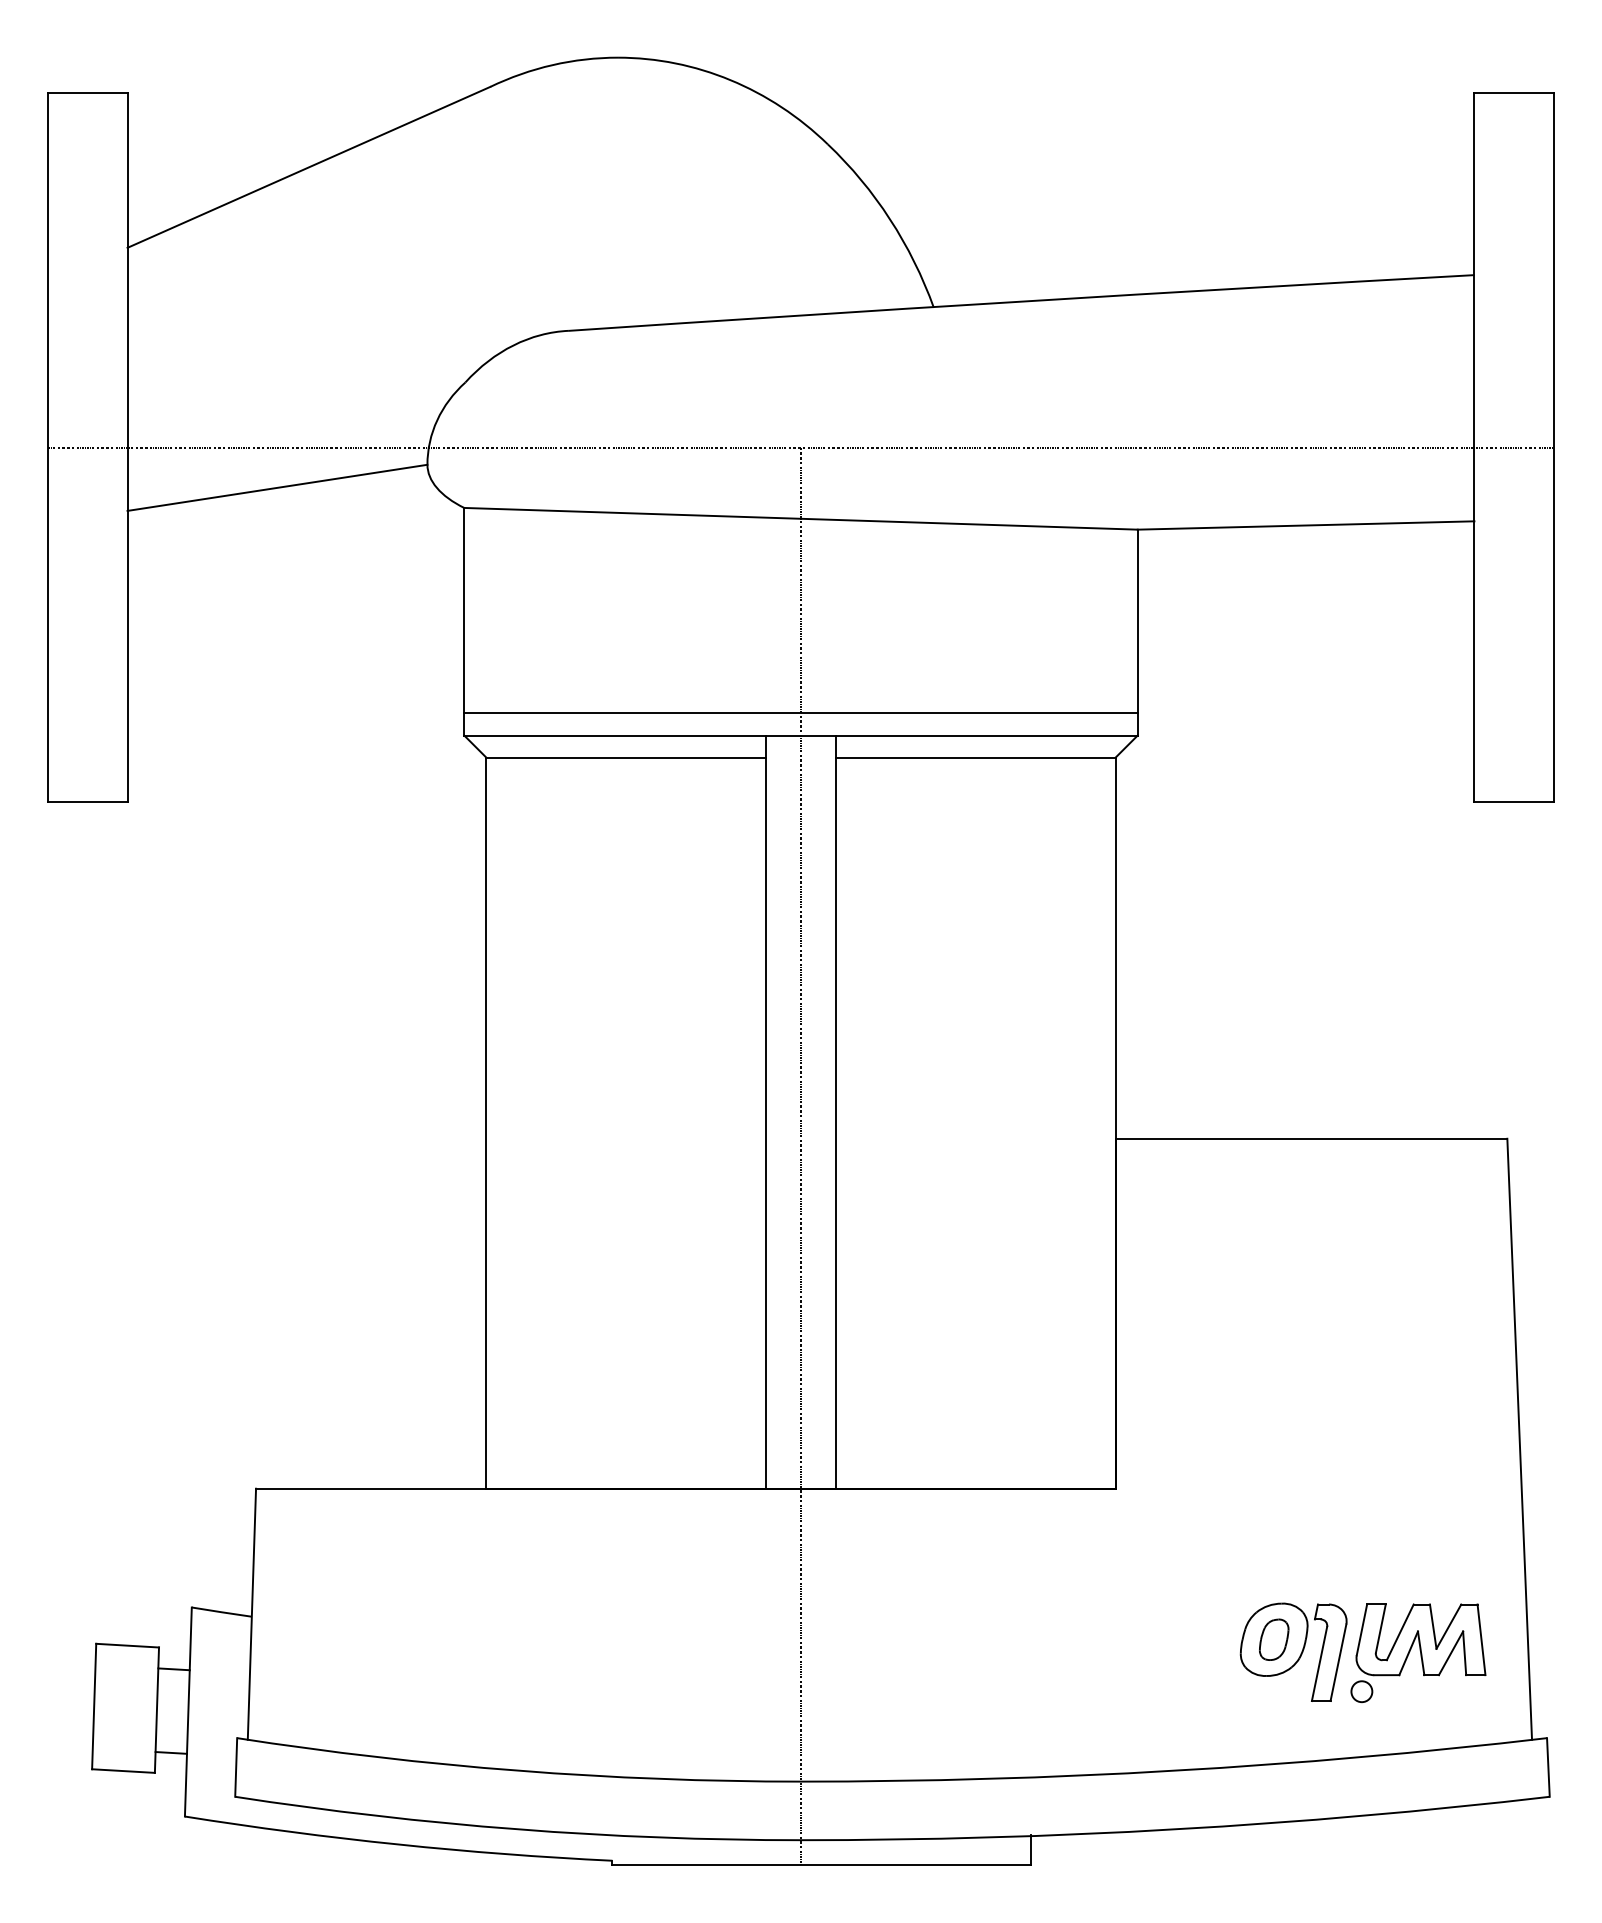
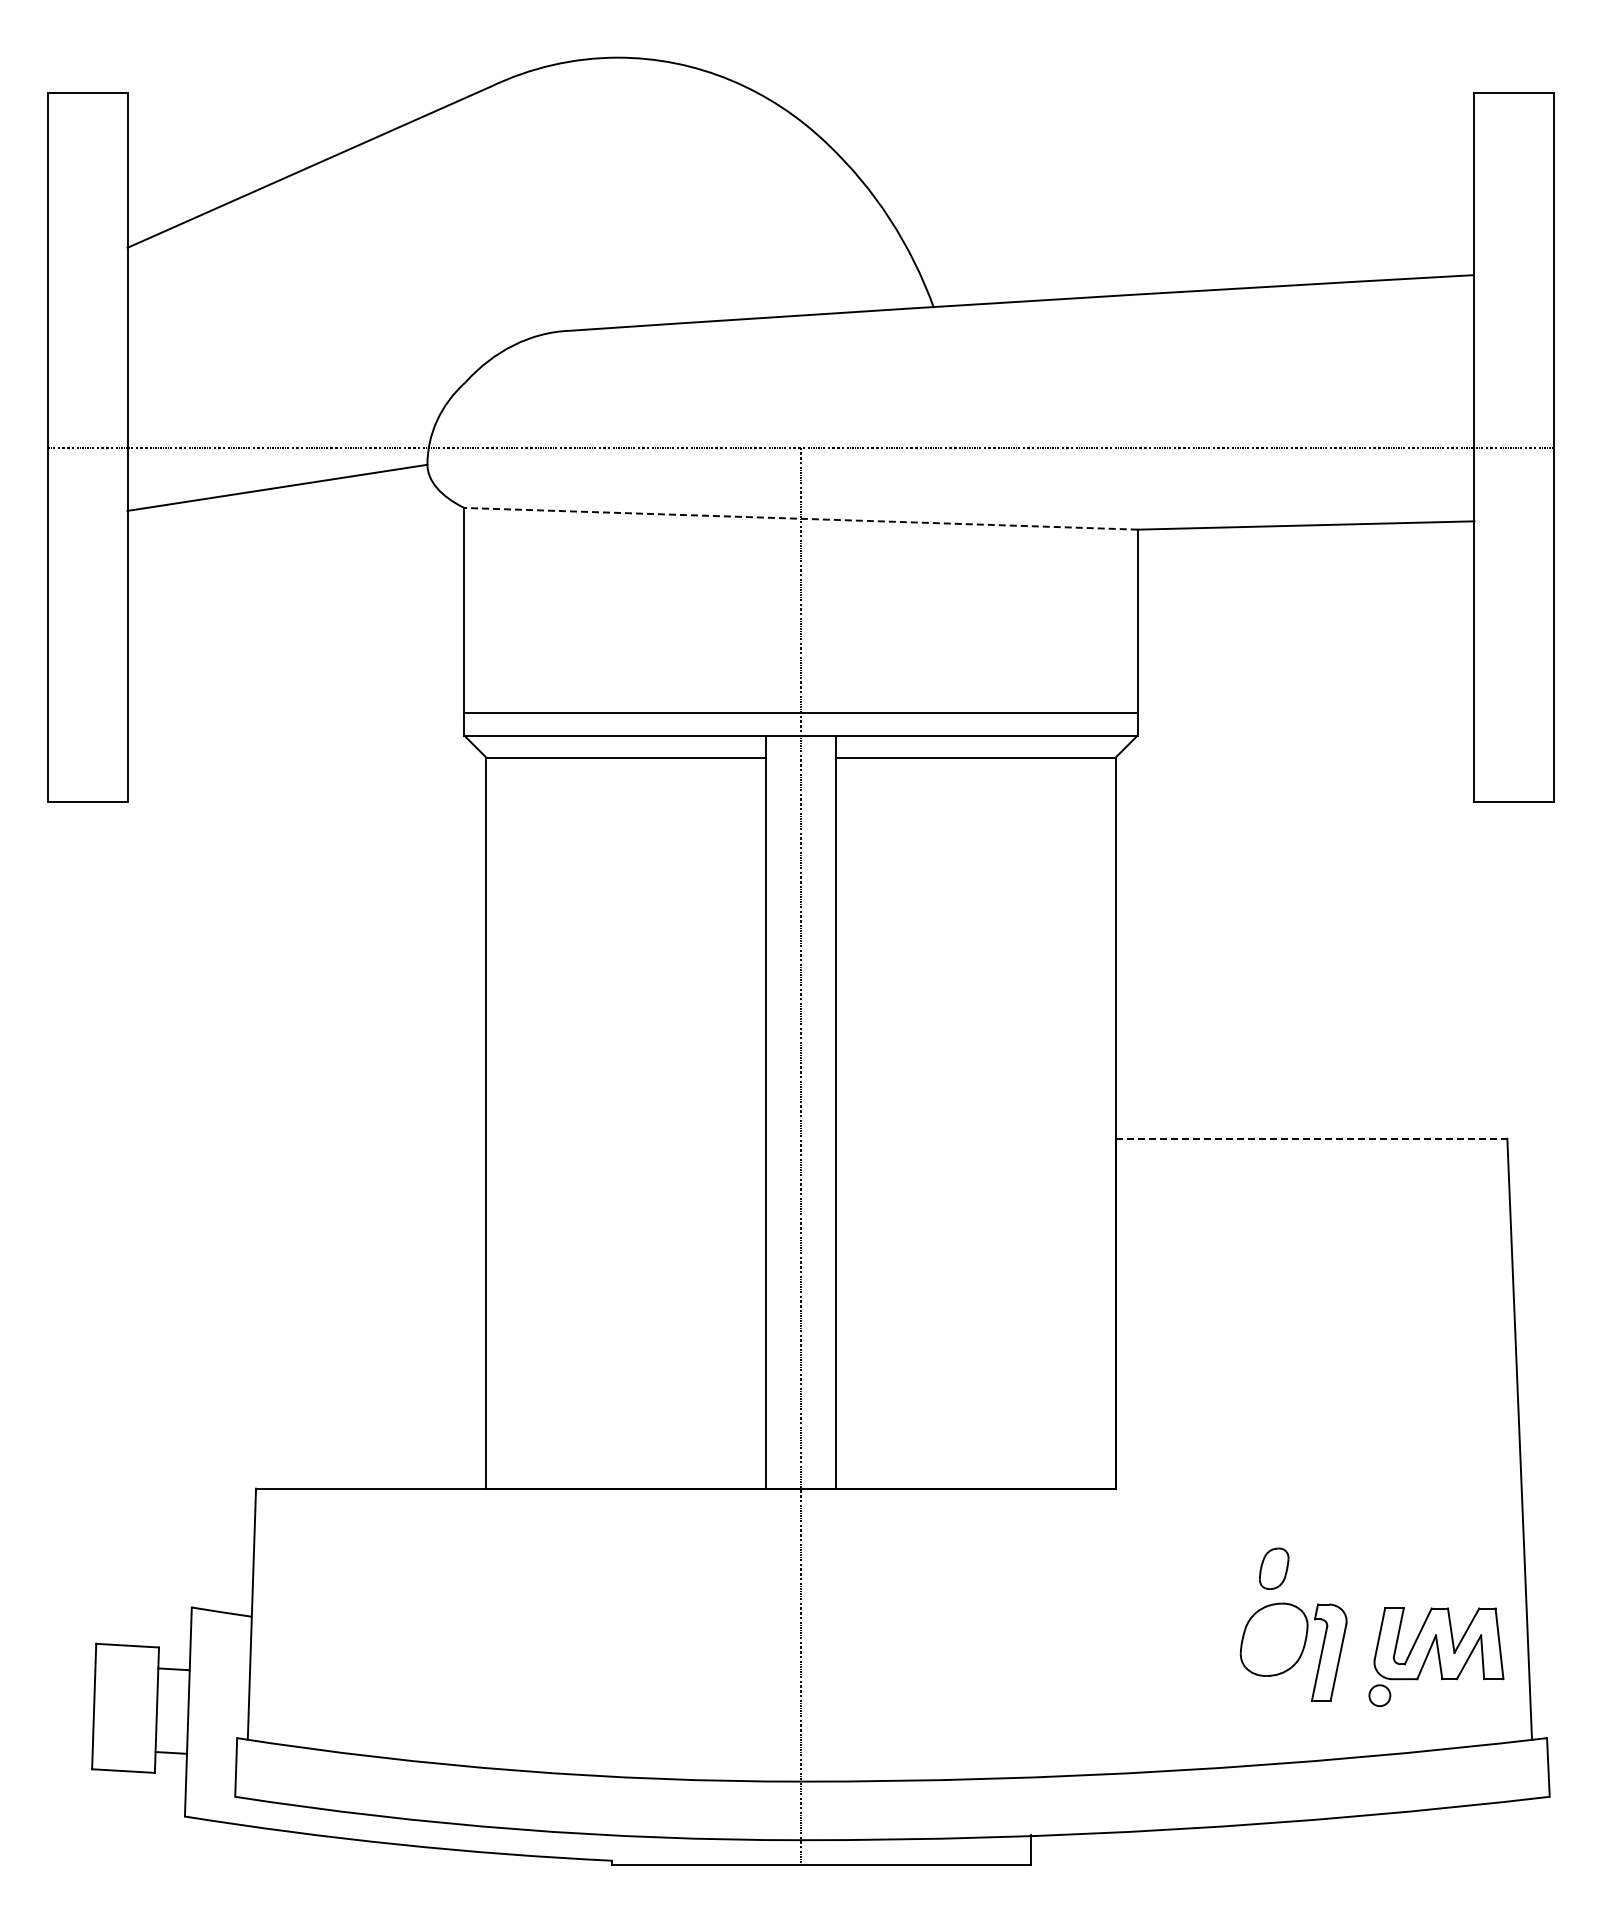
line: solid -> dashed (801, 518)
line: solid -> dashed (1311, 1138)
part position: (1274, 1639) -> (1274, 1568) (1274, 1568)
part position: (1418, 1653) -> (1436, 1657) (1436, 1657)
